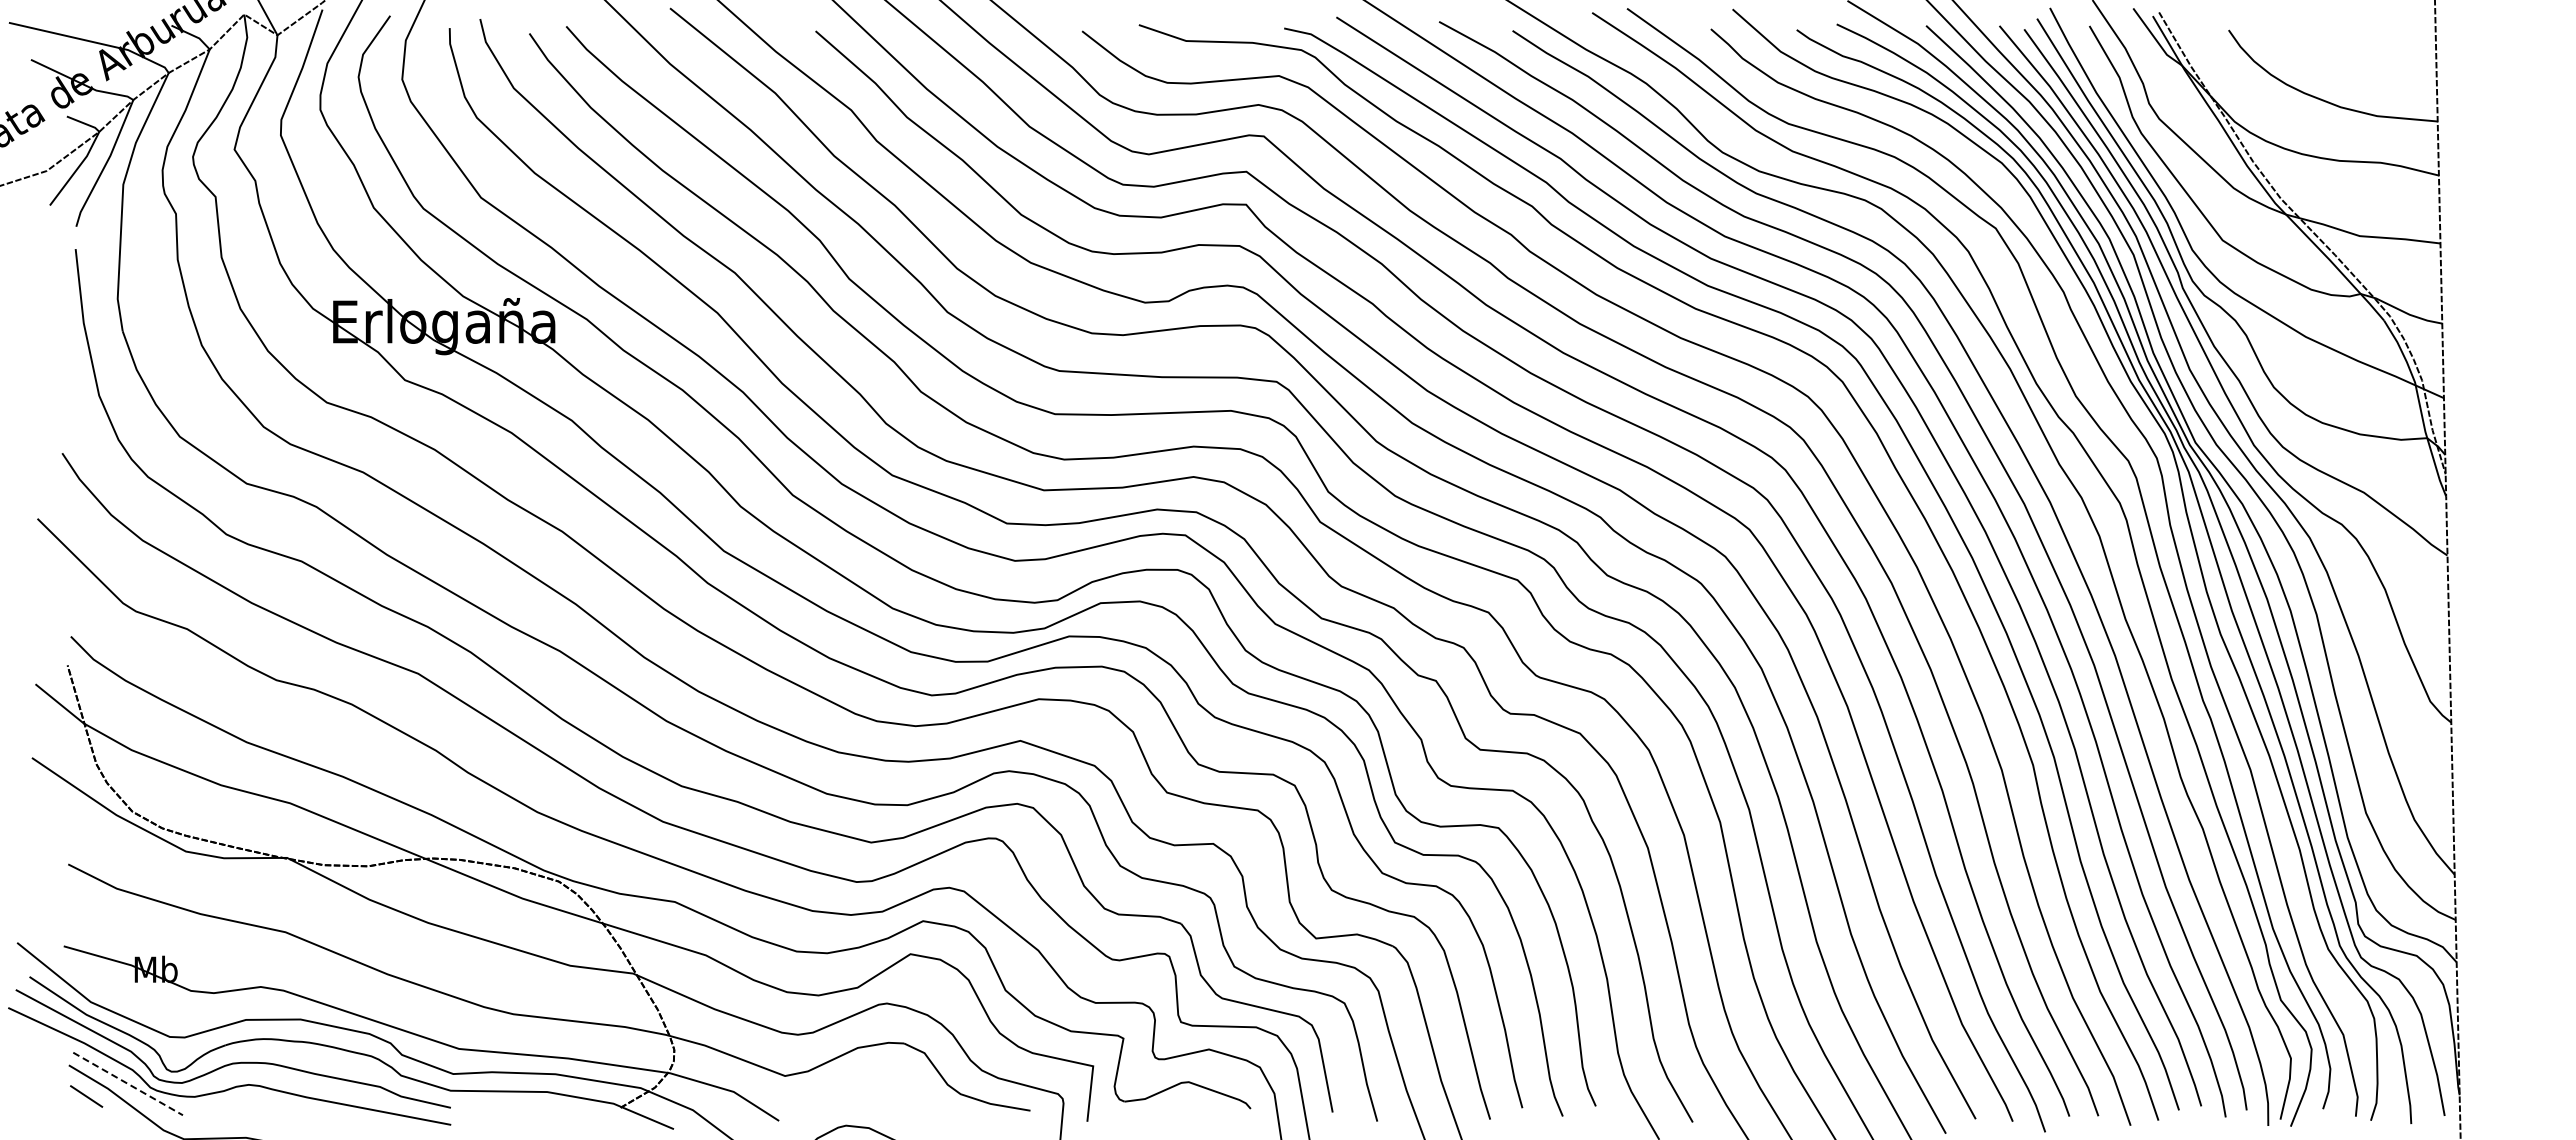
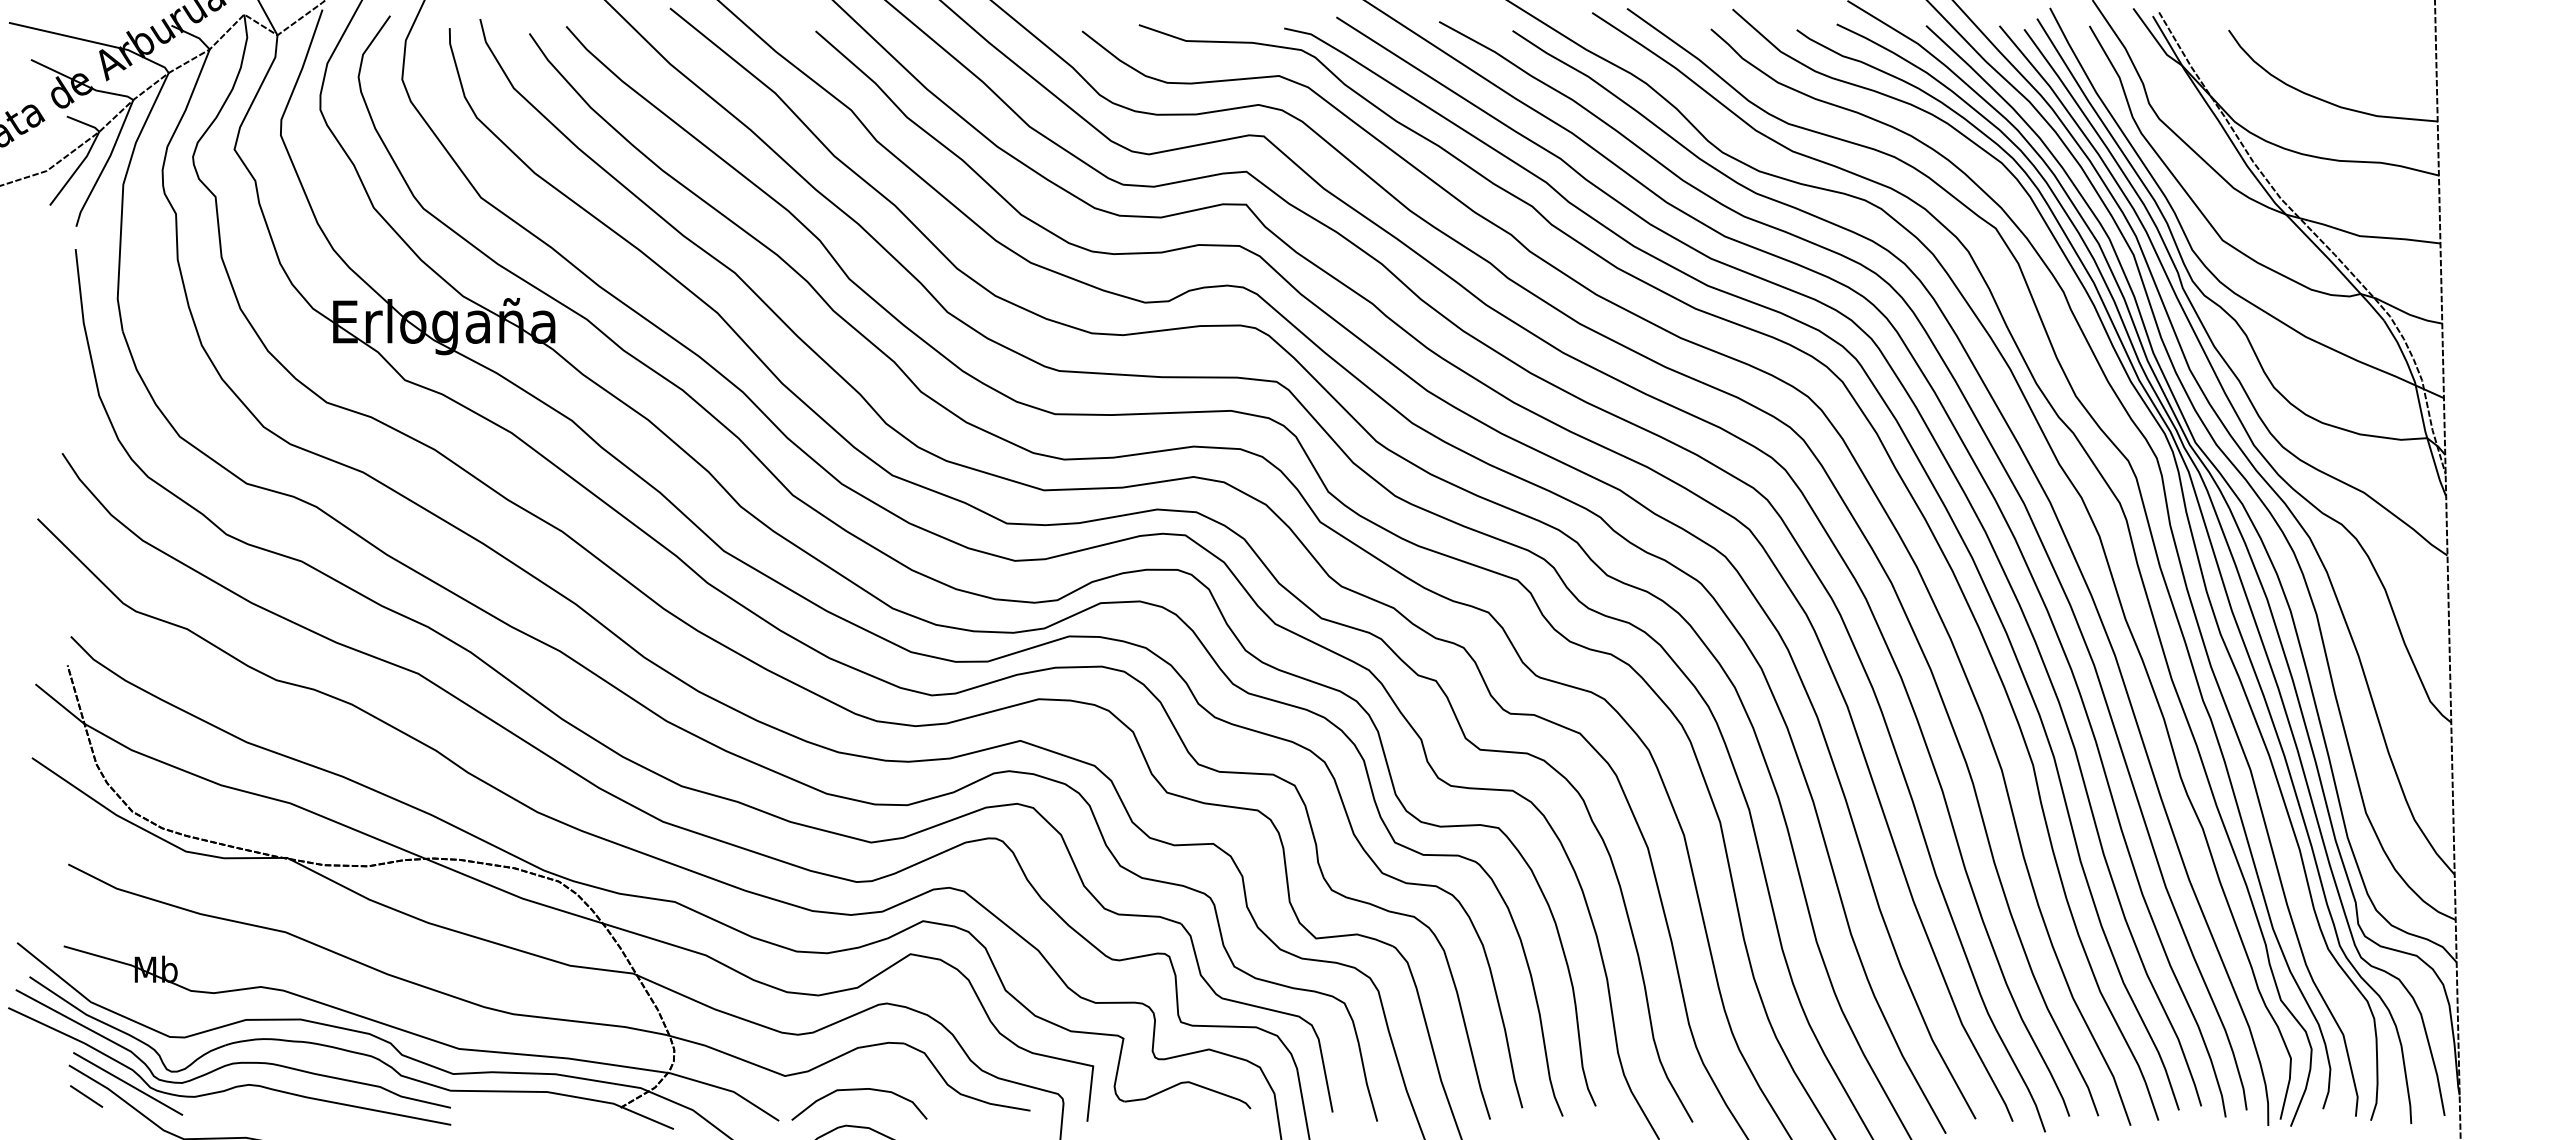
line: dashed -> solid (128, 1084)
curve: none -> present (859, 1090)
